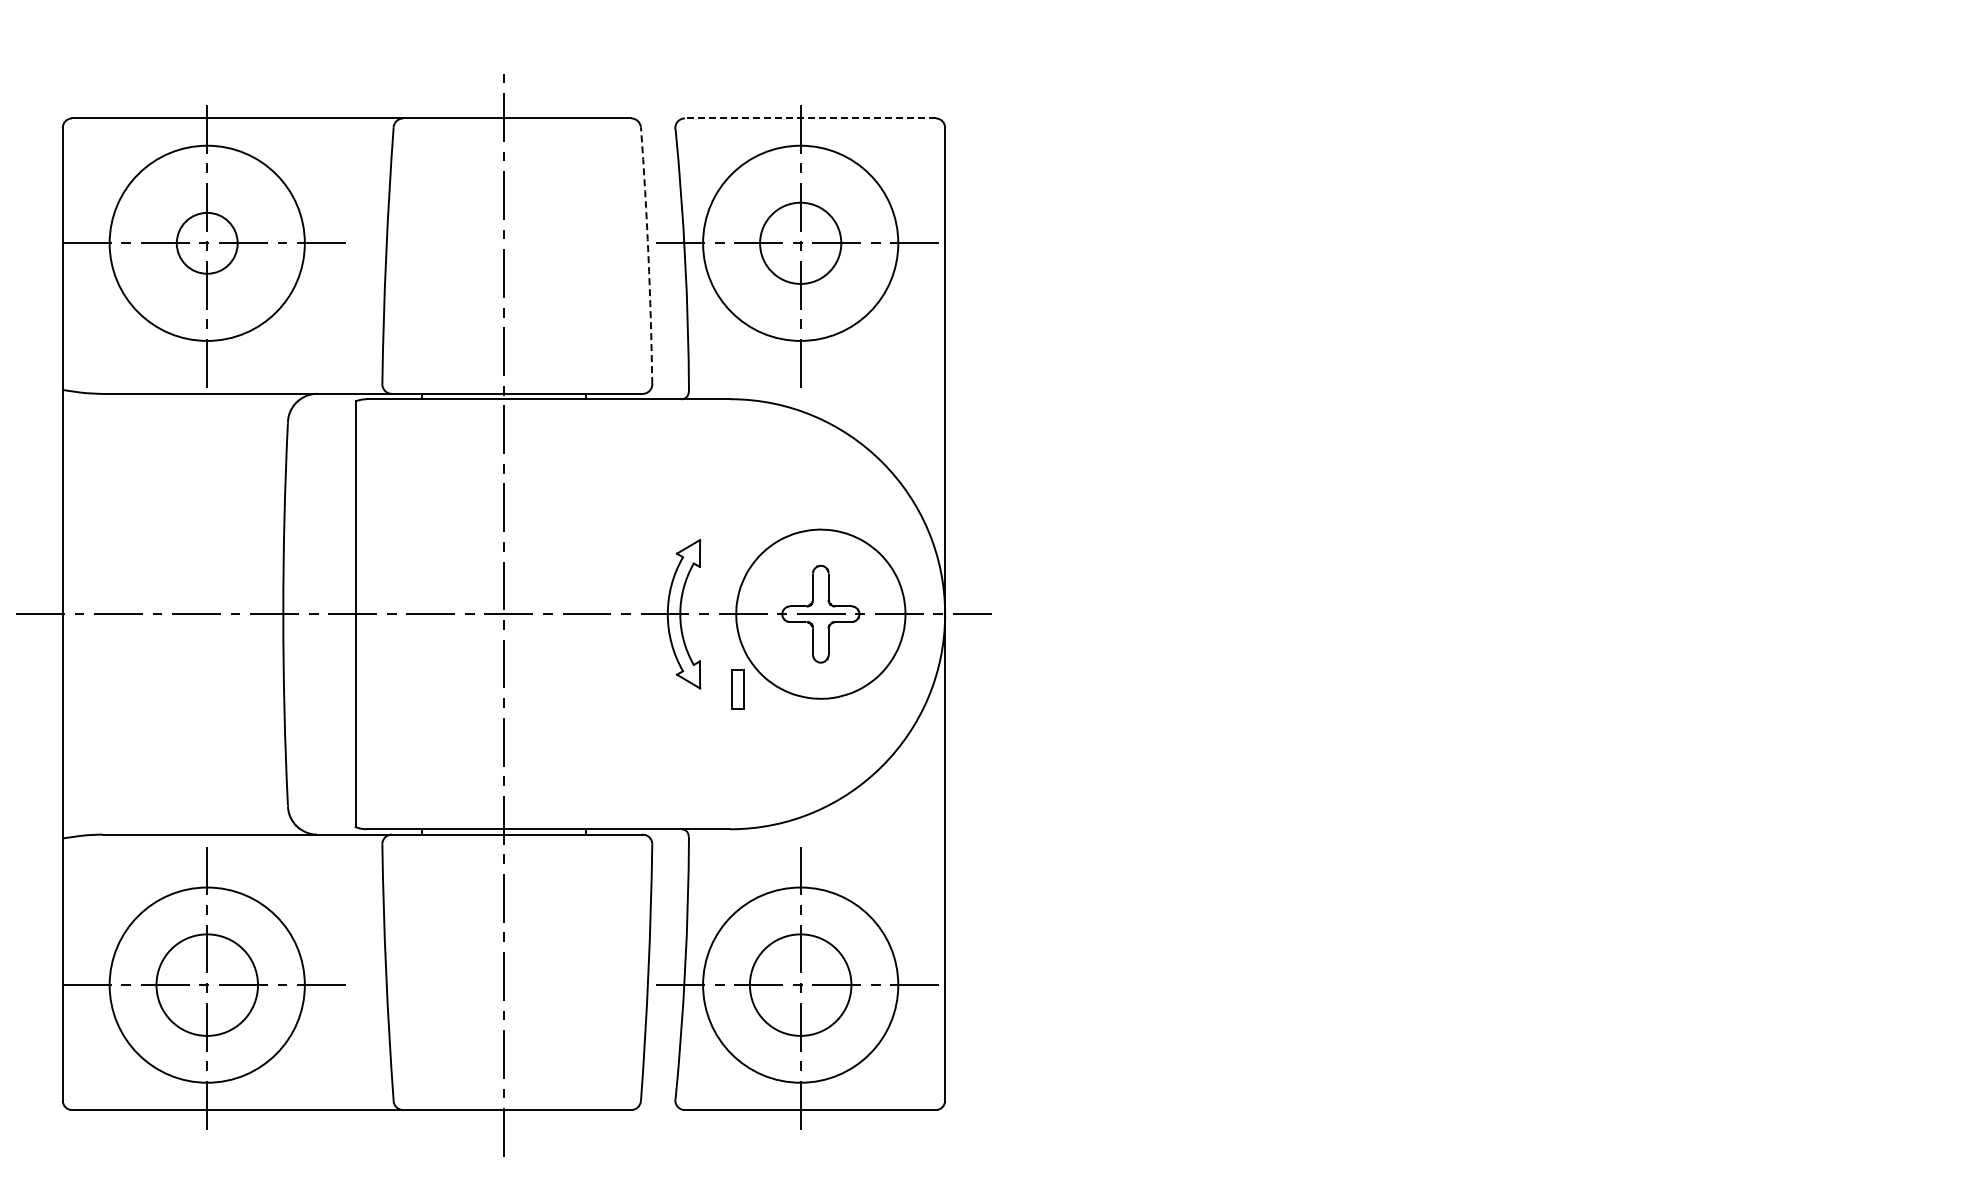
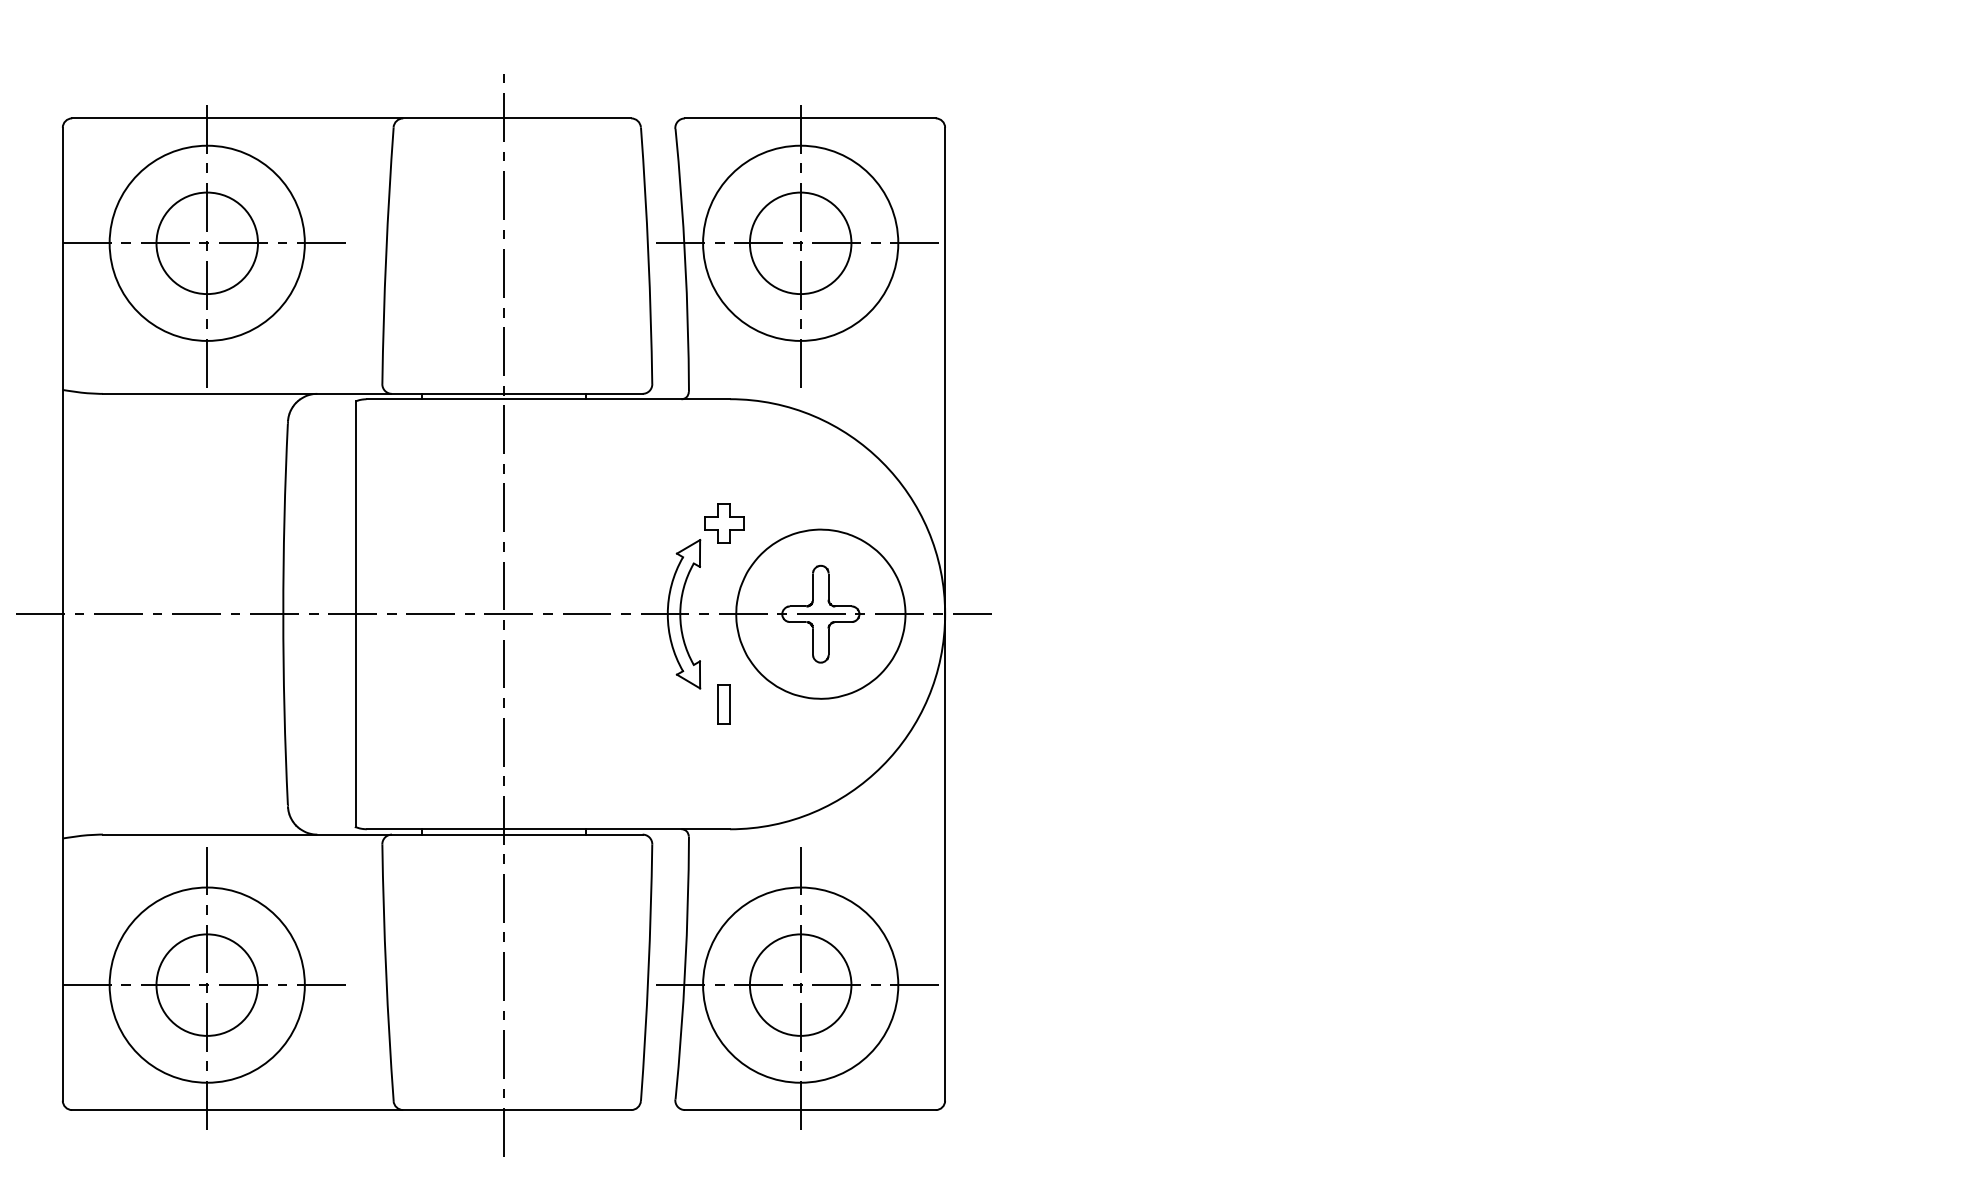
line: dashed -> solid (809, 118)
circle diameter: 61 px -> 102 px (207, 243)
circle diameter: 81 px -> 102 px (800, 243)
arc: dashed -> solid (648, 255)
part: none -> present (724, 523)
part position: (737, 689) -> (723, 704) (723, 704)
